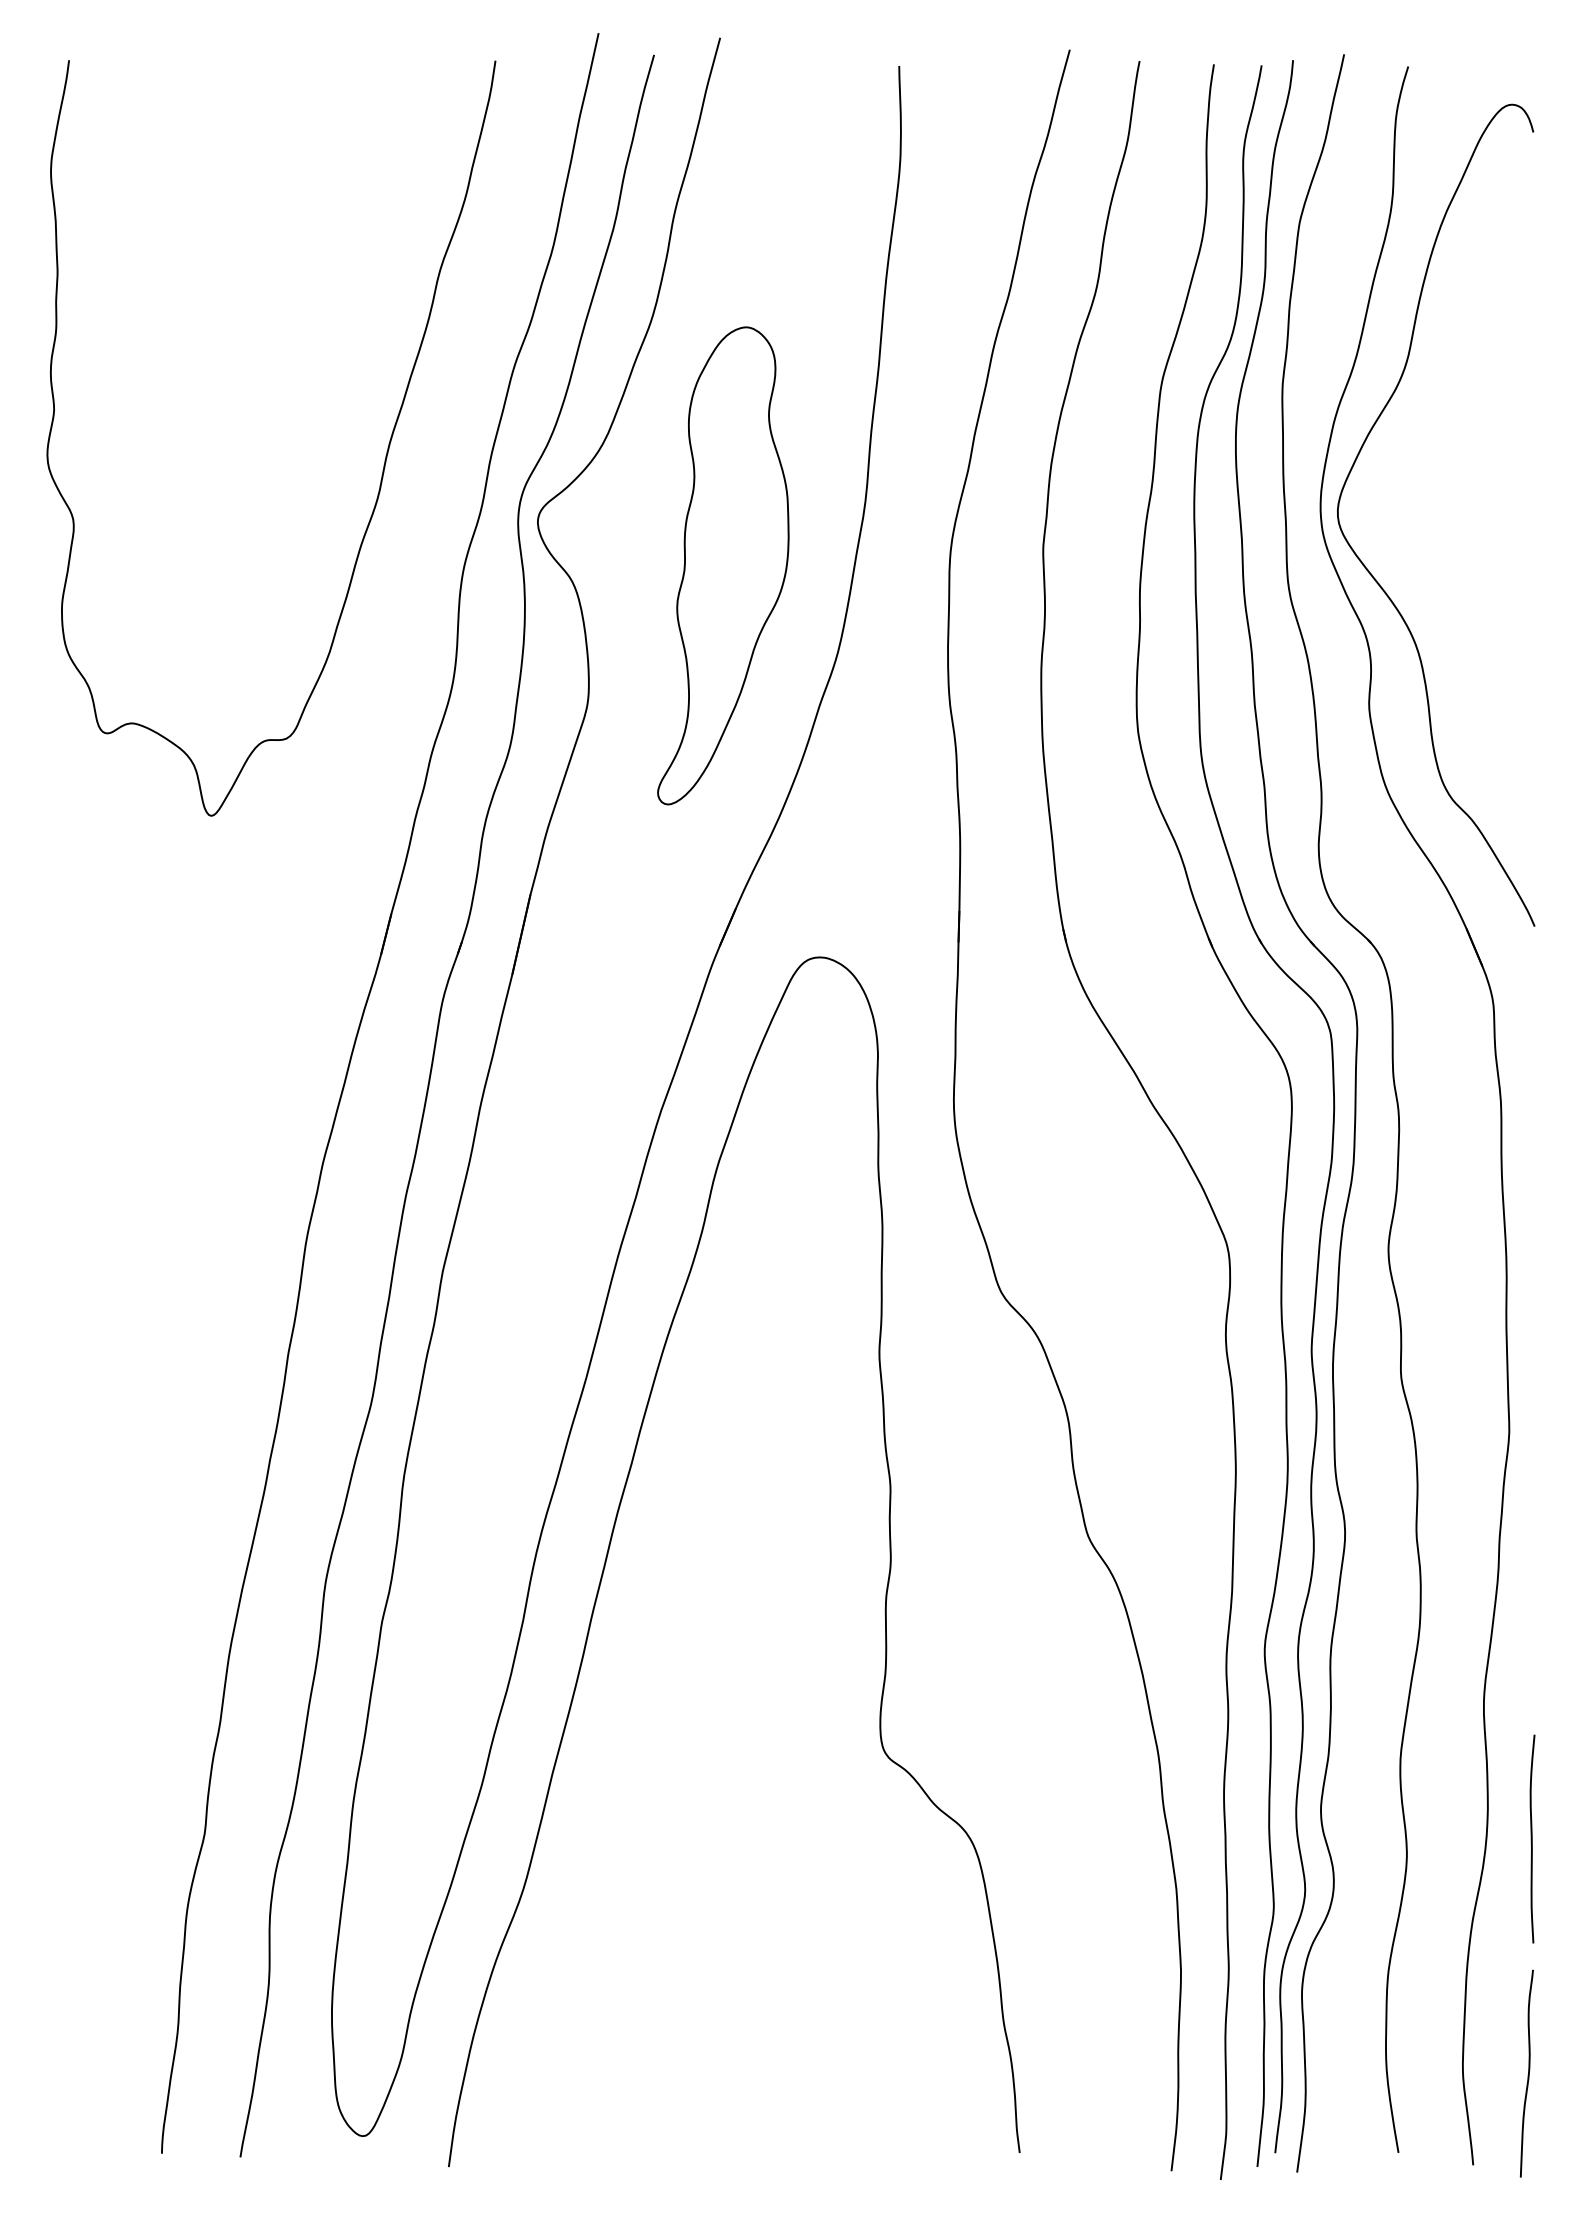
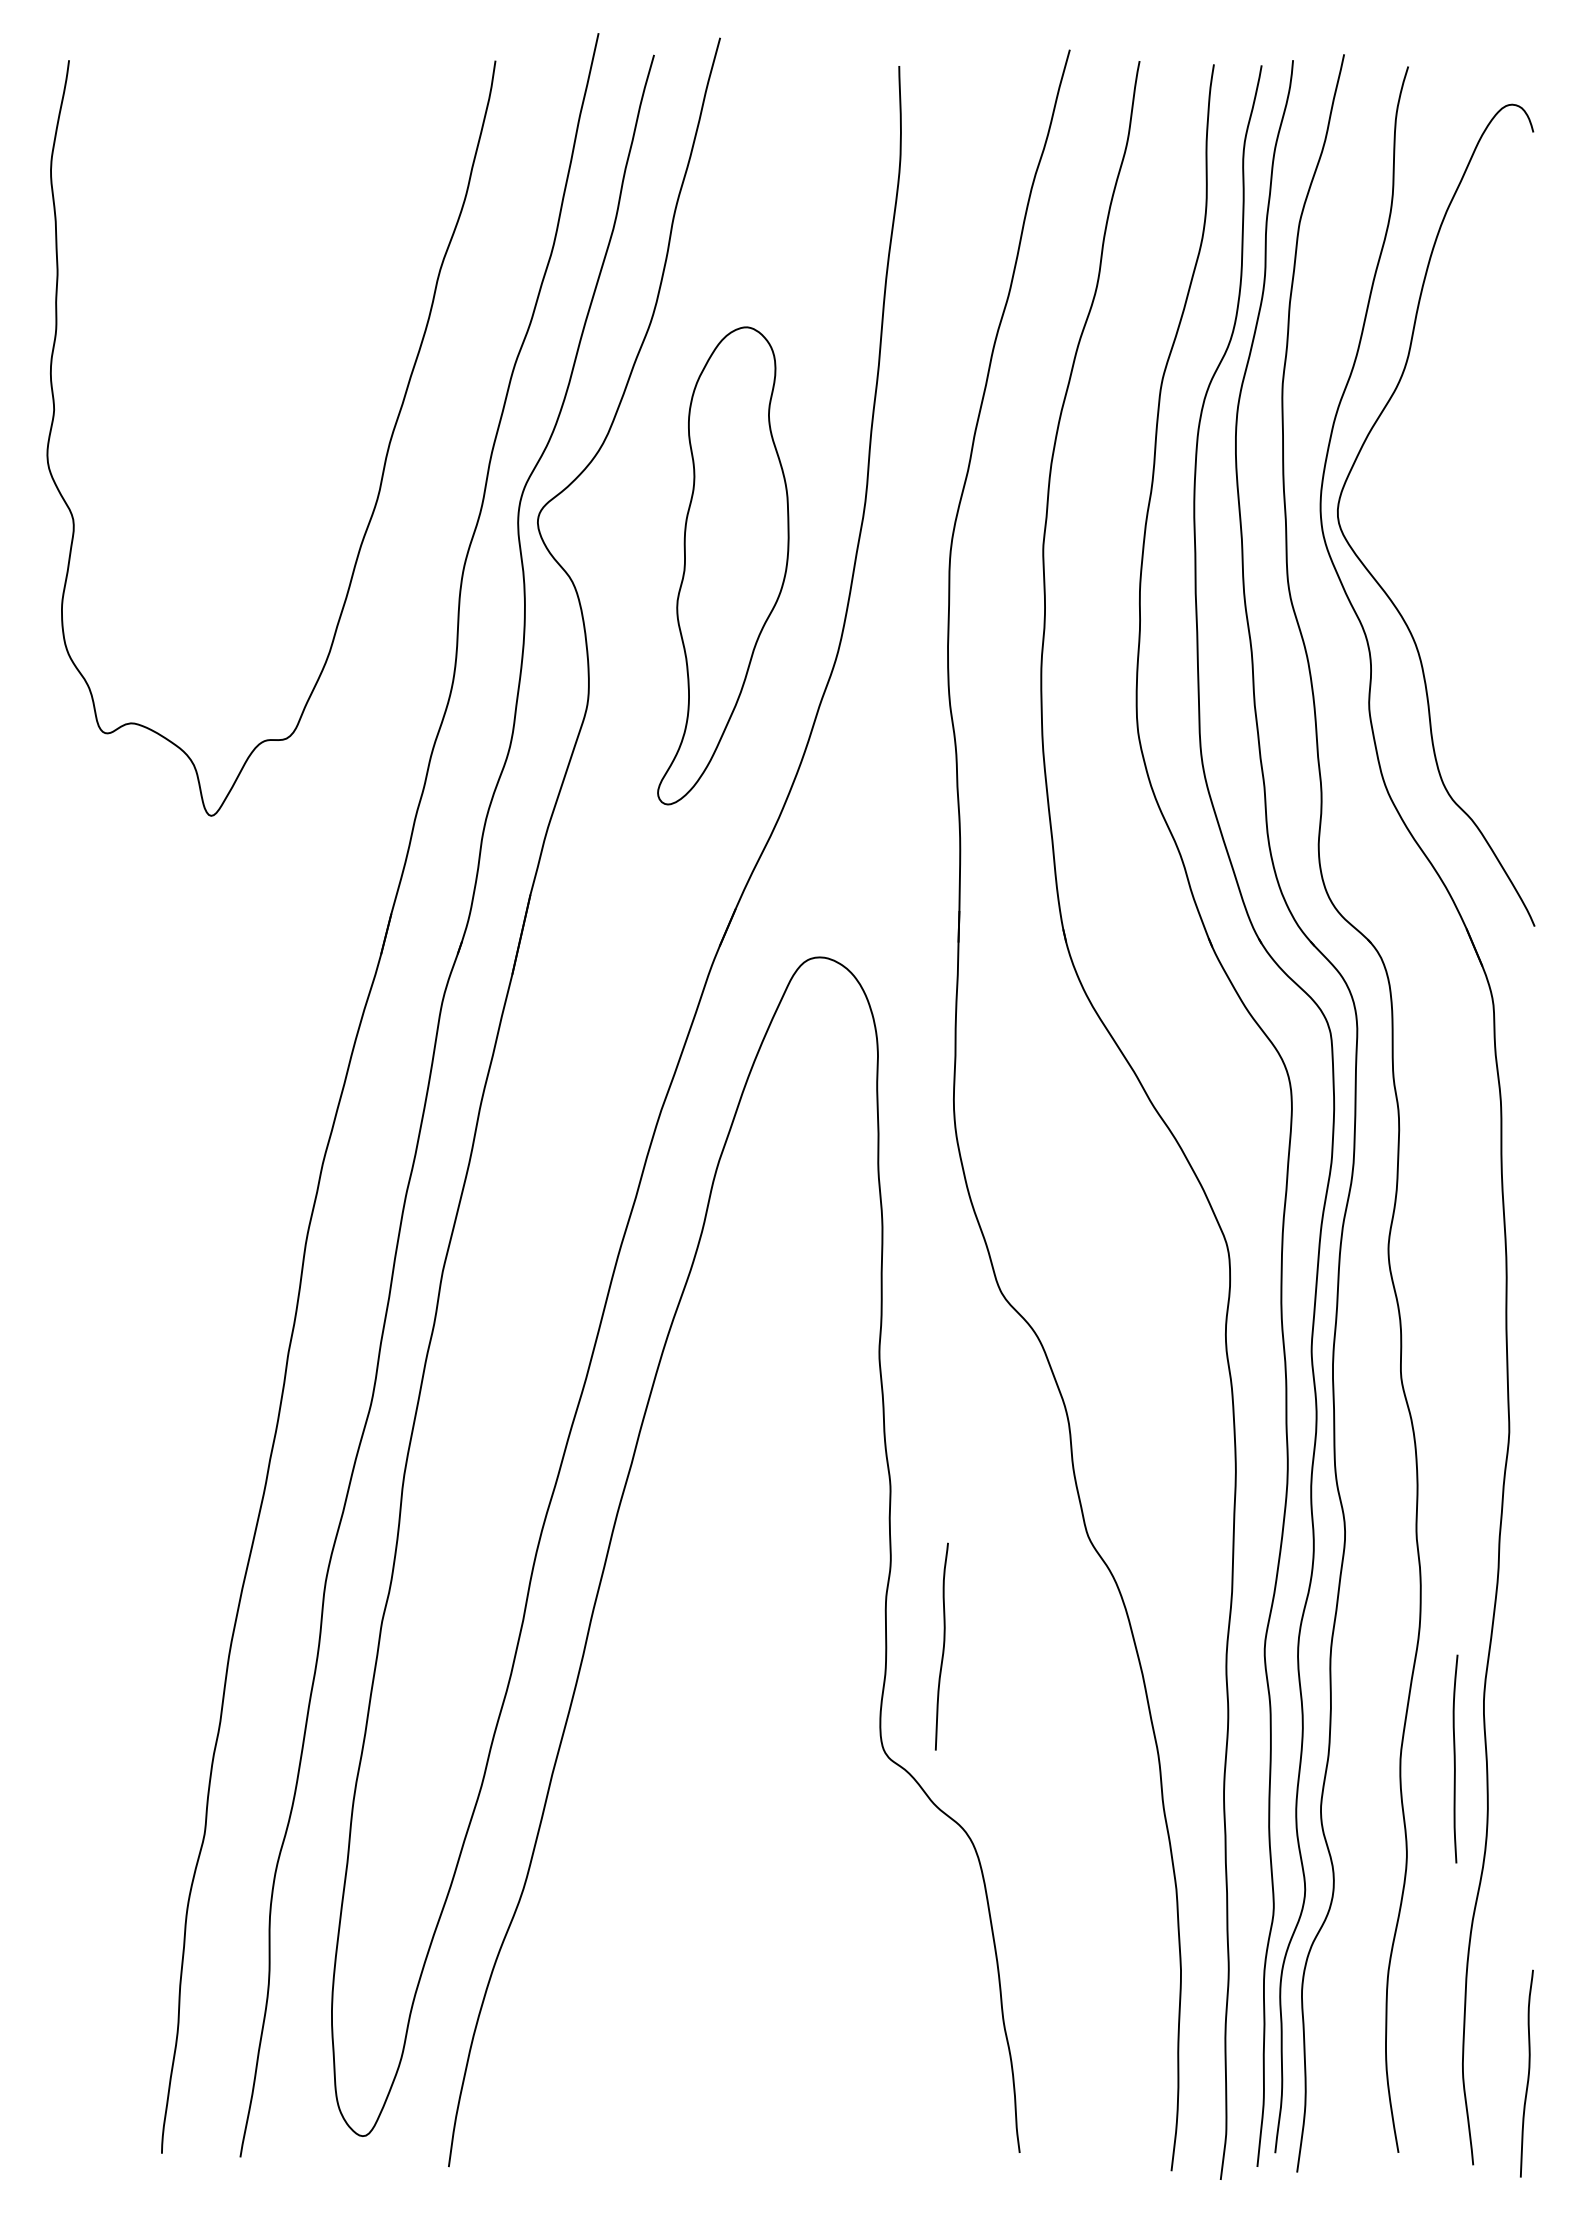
curve: none -> present (943, 1646)
curve position: (1532, 1838) -> (1455, 1758) (1455, 1758)
